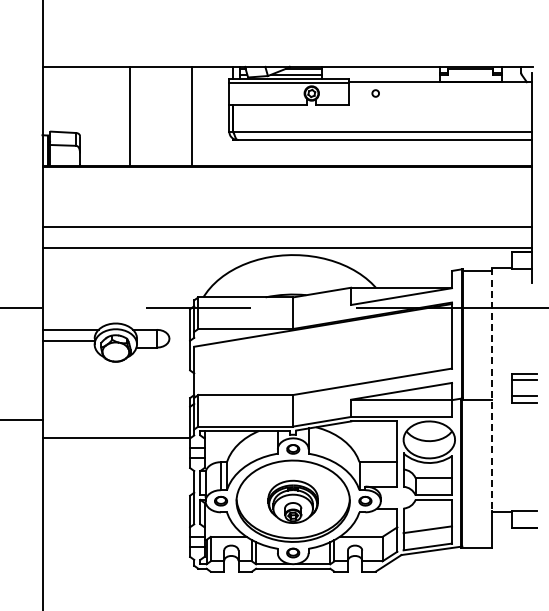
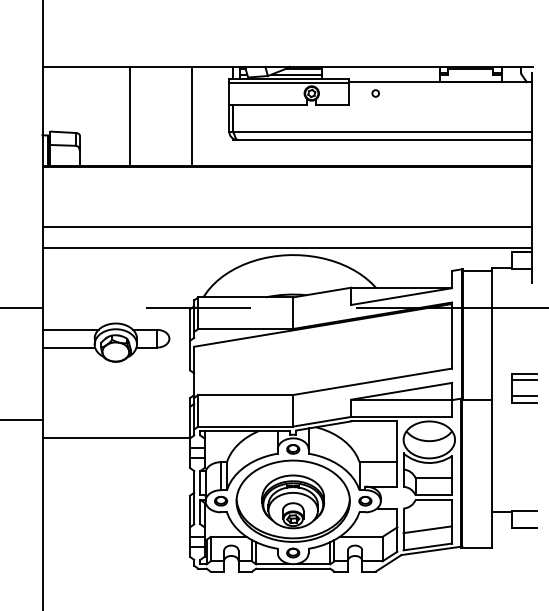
line position: (68, 340) -> (68, 347) (68, 347)
line: dashed -> solid (492, 390)
part size: 52x45 px -> 64x56 px (292, 501)
